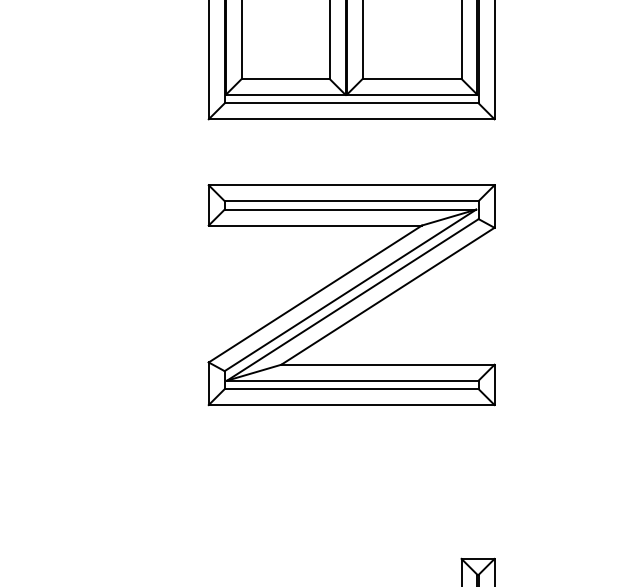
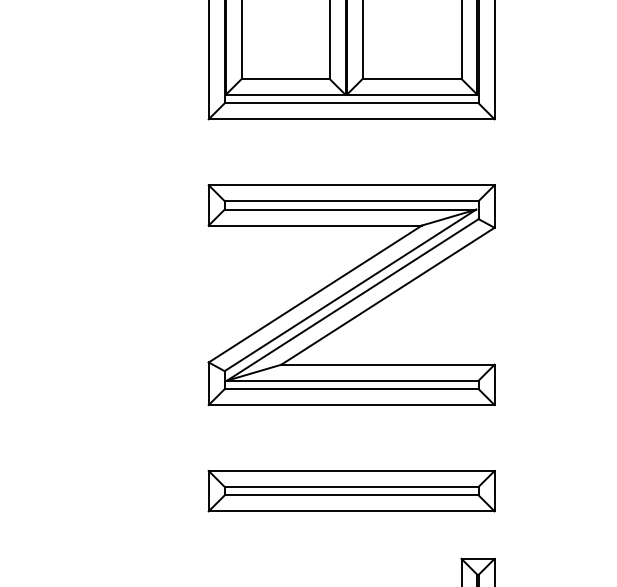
part: none -> present (351, 490)
